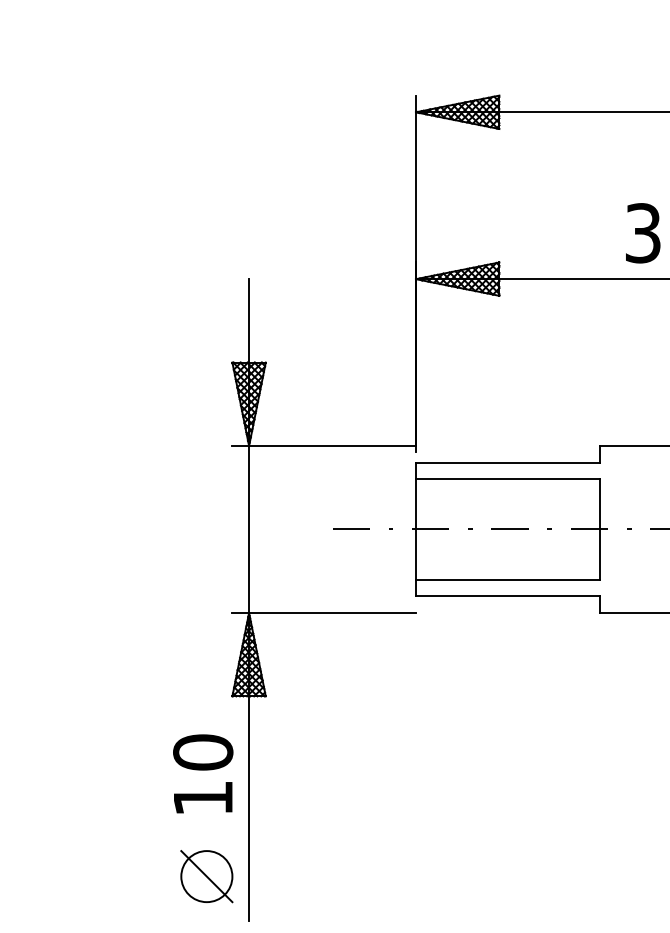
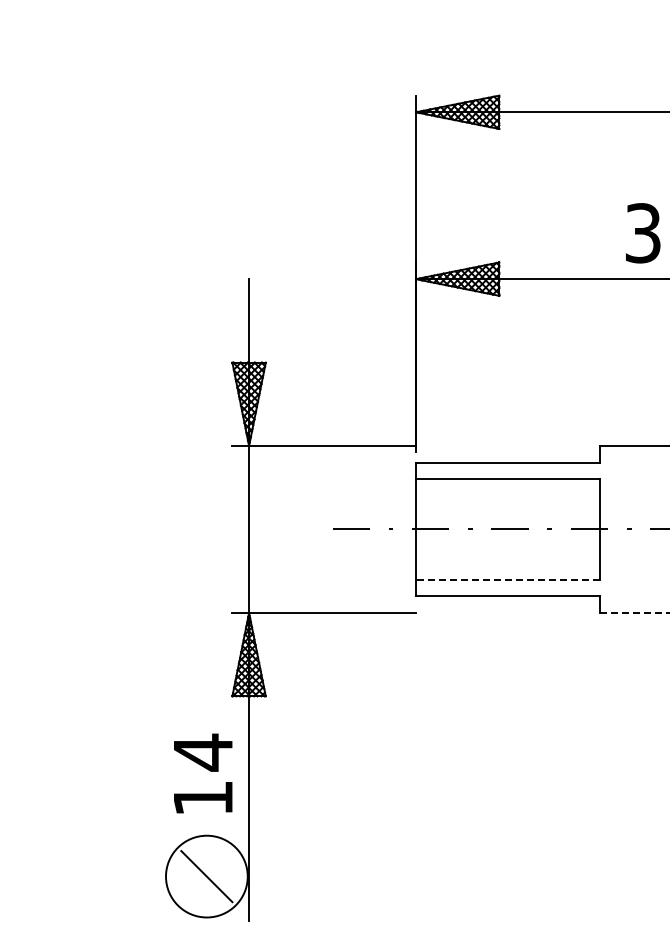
line: solid -> dashed (507, 579)
line: solid -> dashed (634, 612)
text: 10 -> 14 (203, 752)
circle diameter: 51 px -> 82 px (206, 876)
